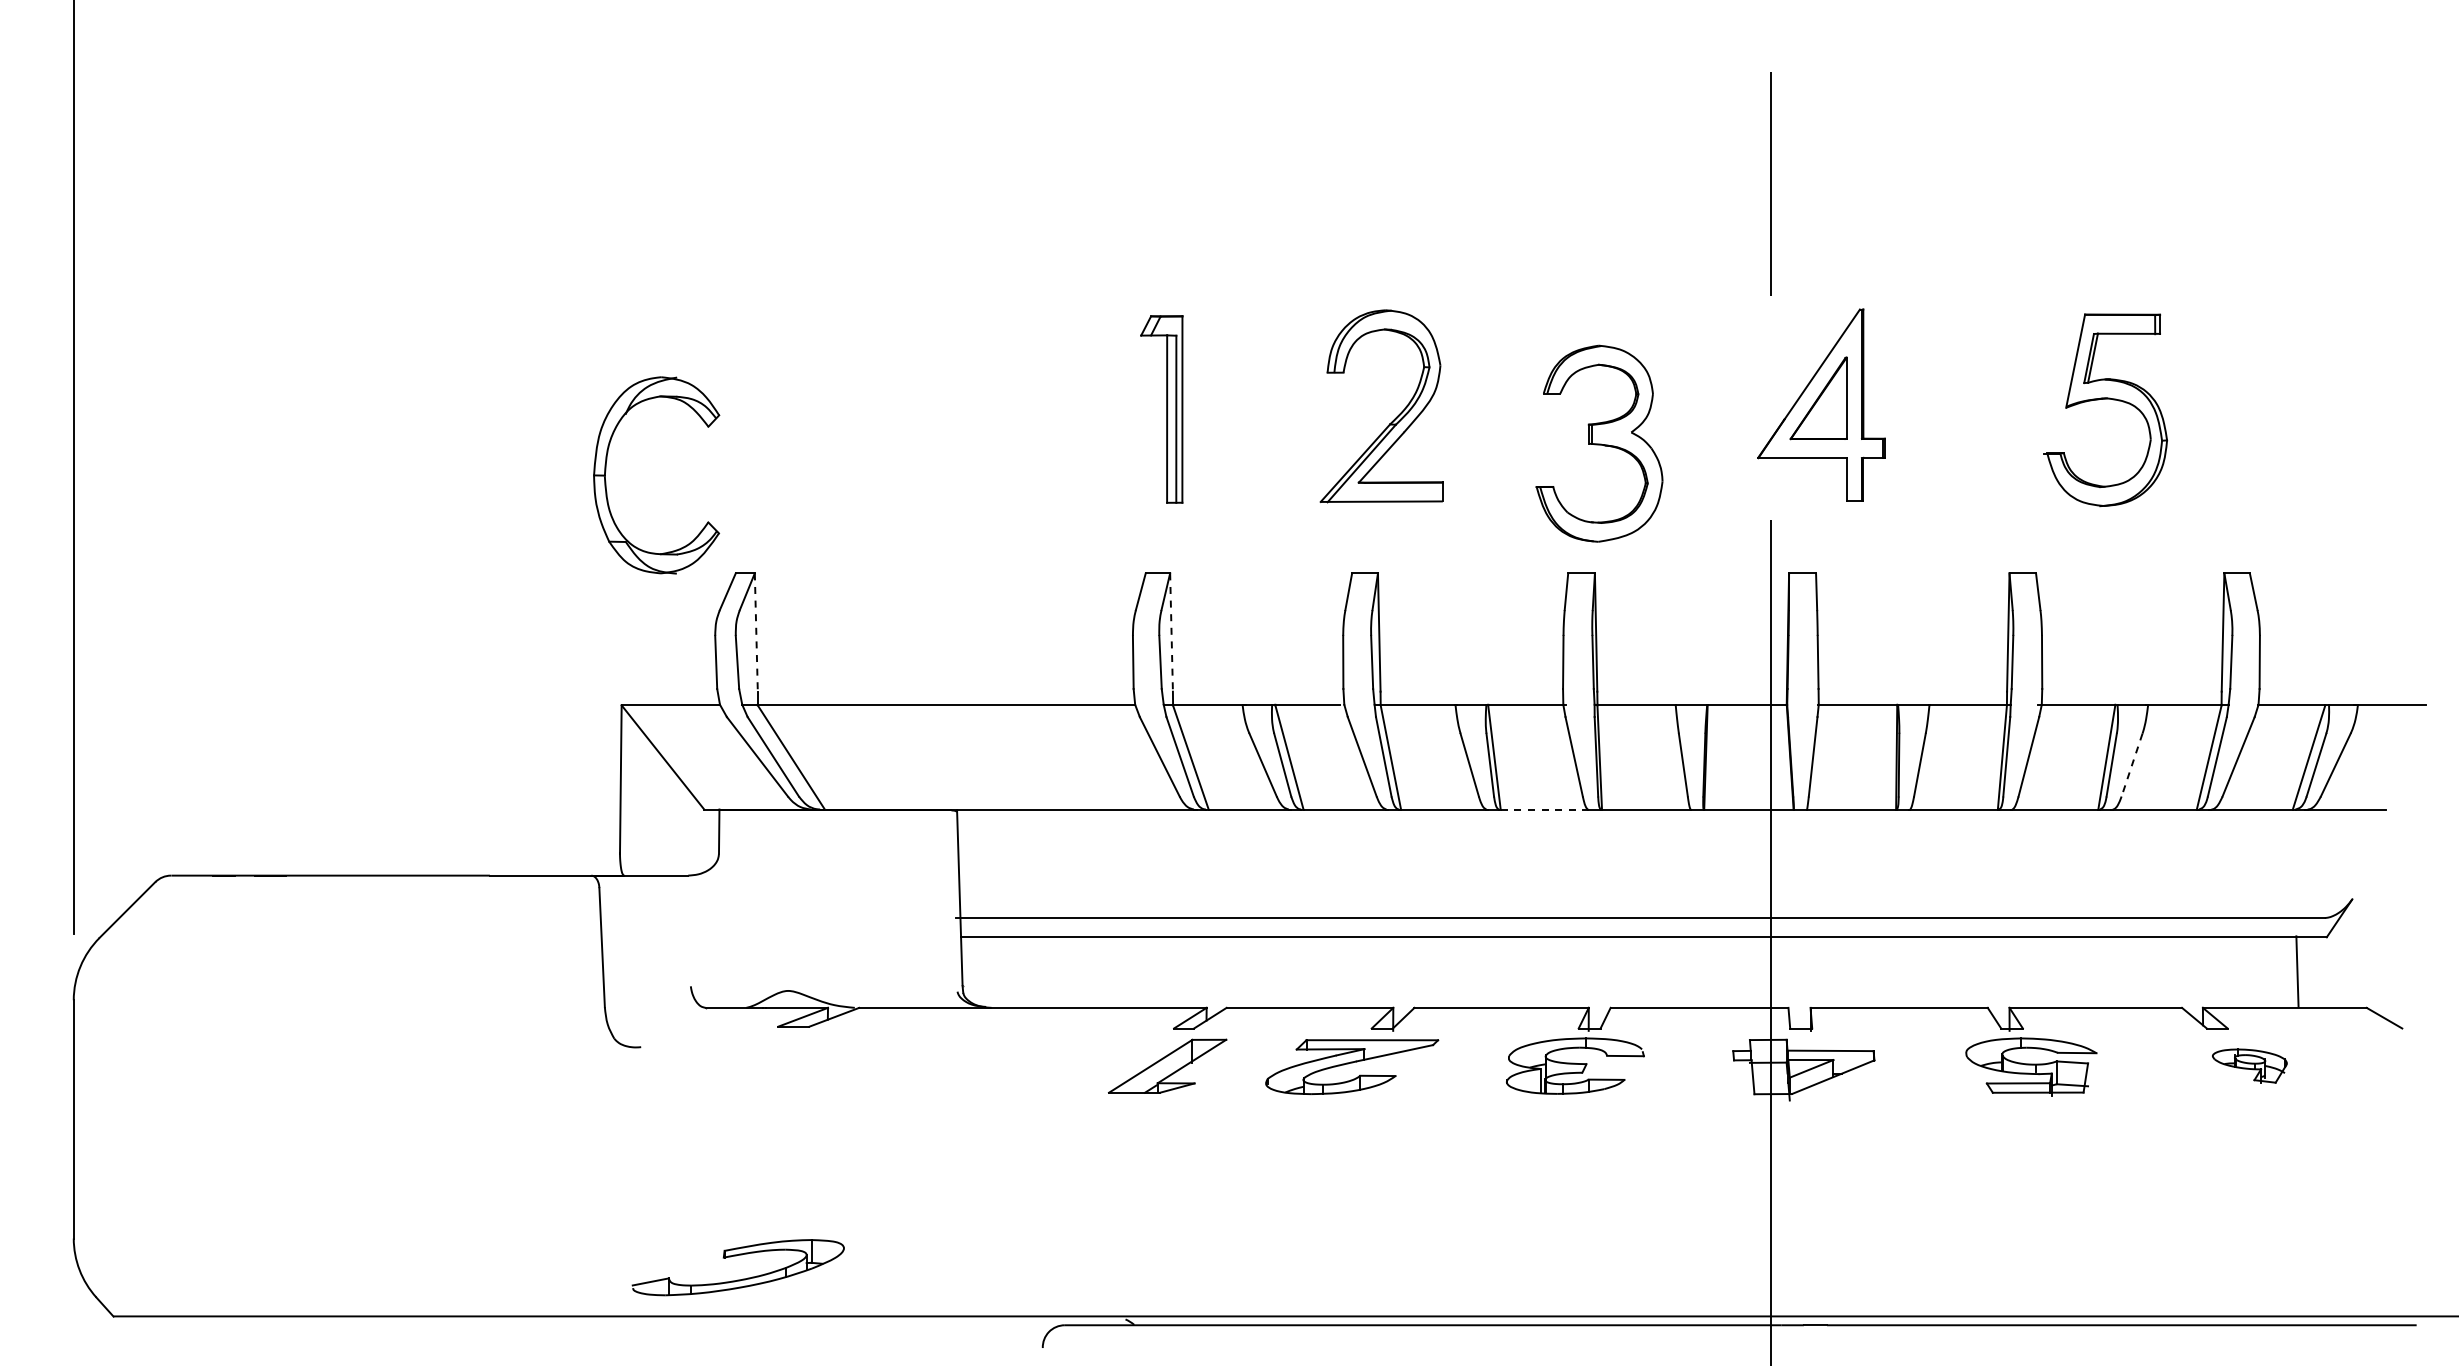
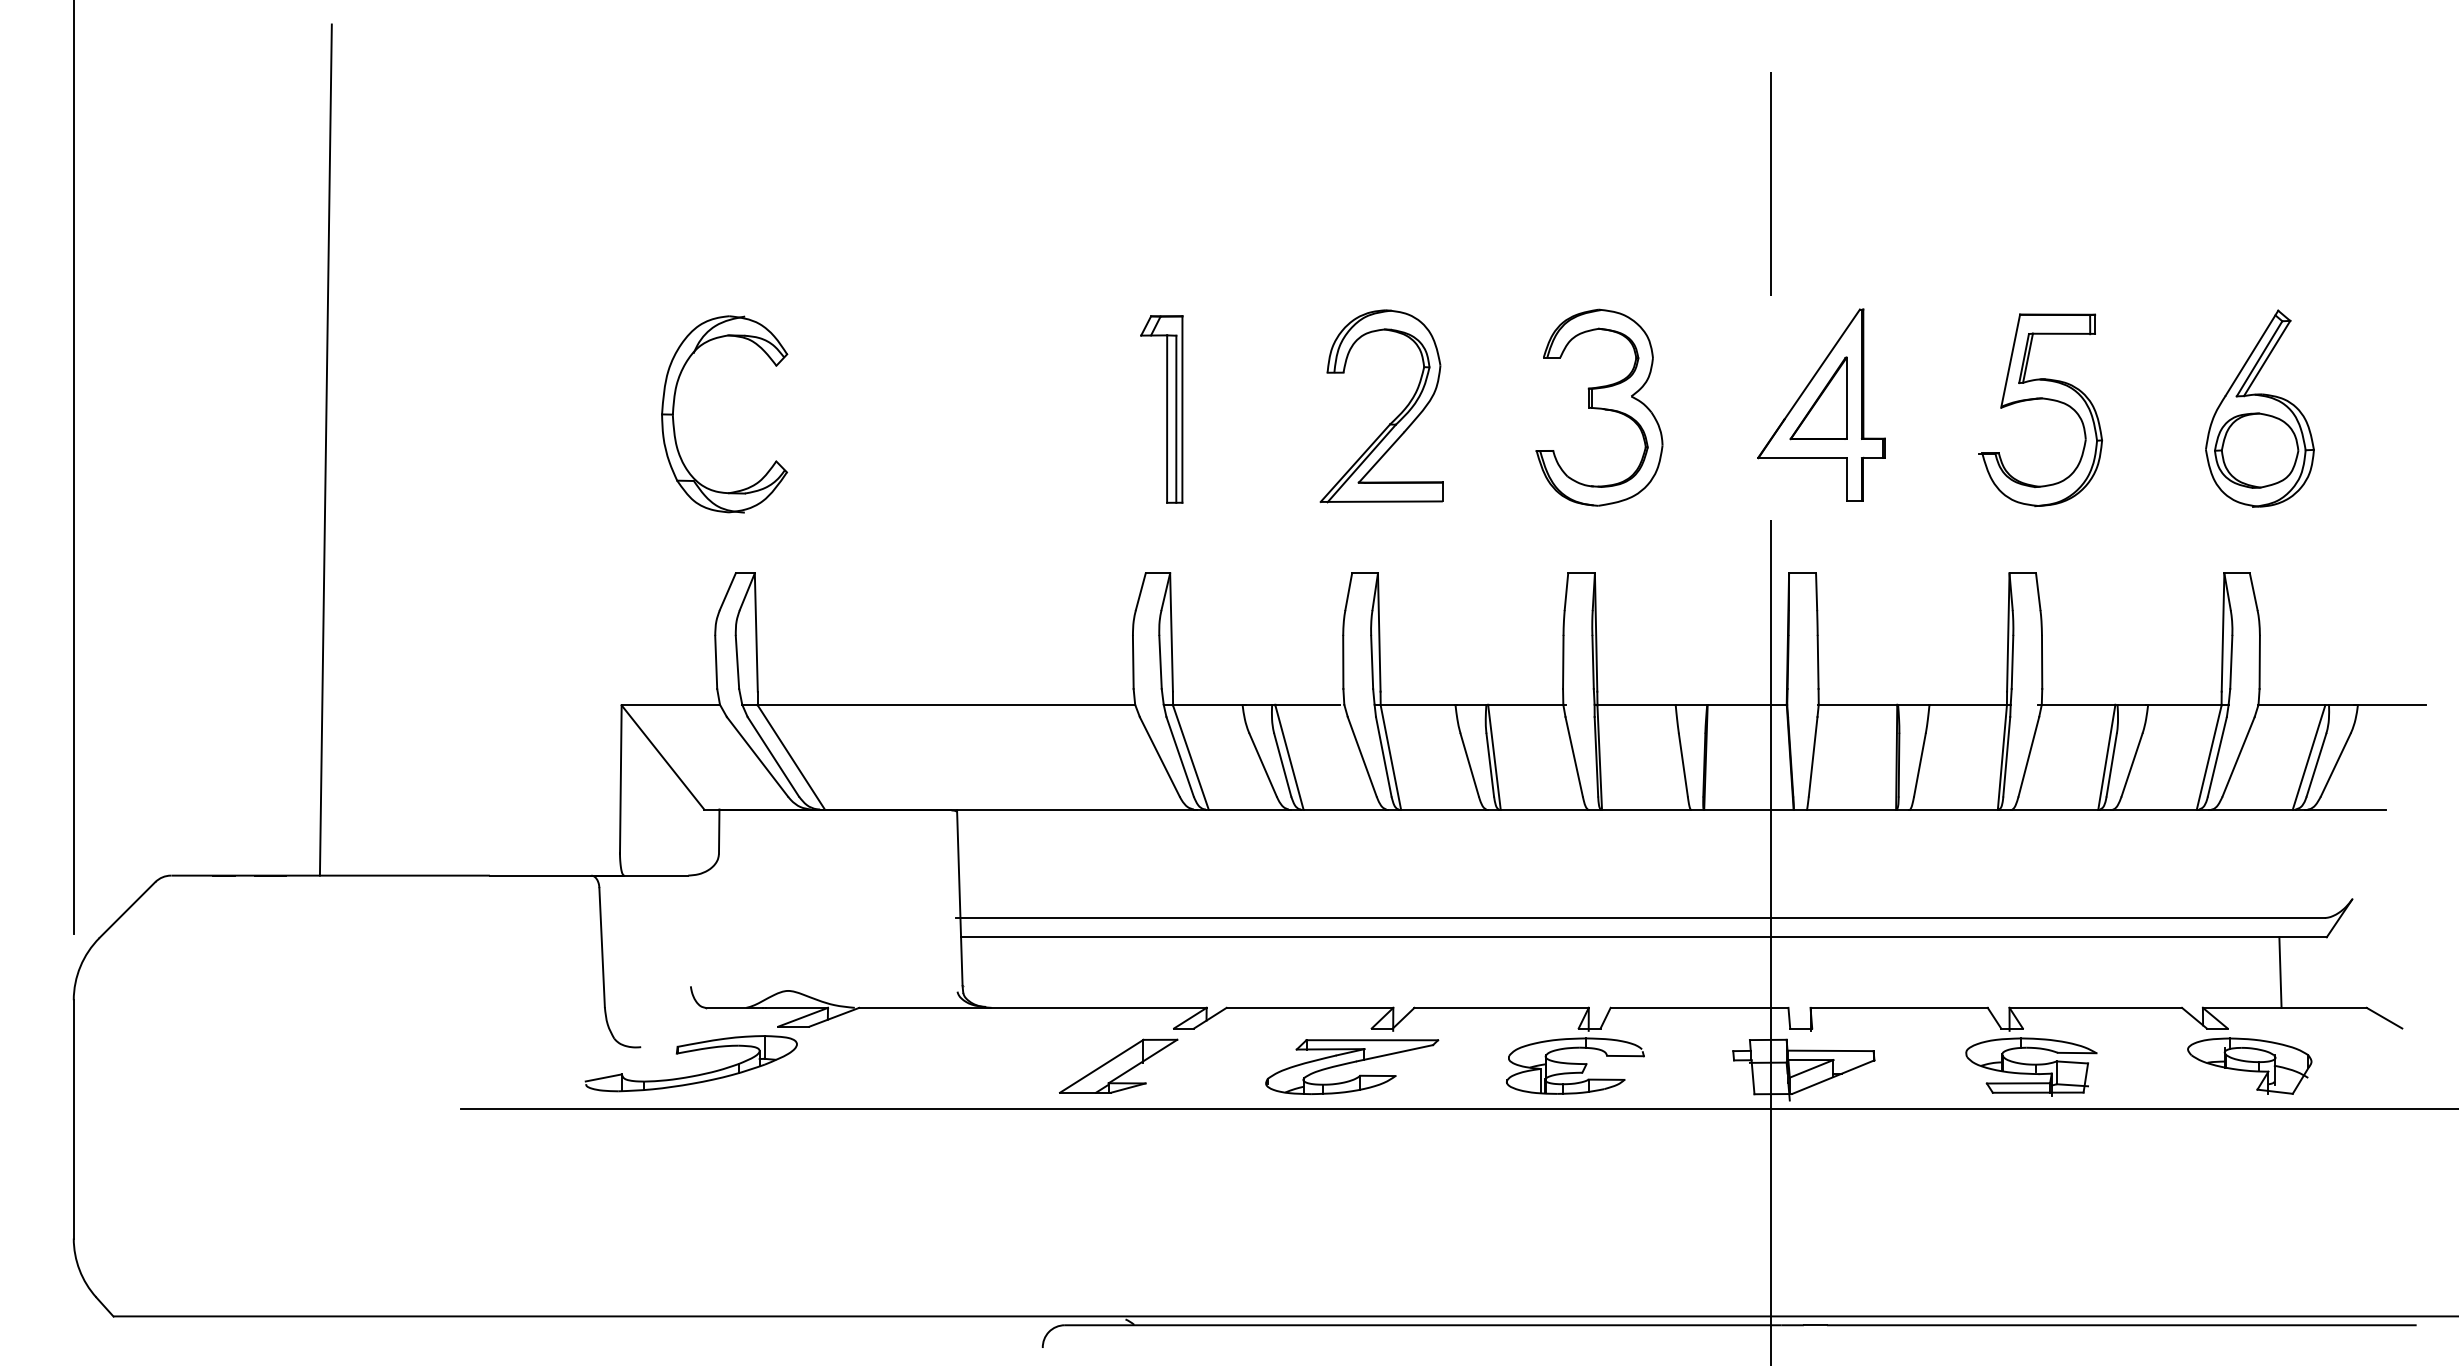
part position: (2105, 399) -> (2040, 399) (2040, 399)
part: none -> present (2259, 408)
part position: (1599, 443) -> (1599, 407) (1599, 407)
line: none -> present (325, 449)
part position: (606, 471) -> (674, 410) (674, 410)
line: dashed -> solid (756, 633)
line: dashed -> solid (1171, 633)
line: dashed -> solid (2131, 765)
line: dashed -> solid (1545, 809)
line position: (2297, 971) -> (2280, 972) (2280, 972)
part position: (1167, 1065) -> (1118, 1065) (1118, 1065)
part size: 76x36 px -> 126x58 px (2249, 1065)
line: none -> present (1458, 1108)
part position: (736, 1256) -> (689, 1052) (689, 1052)
